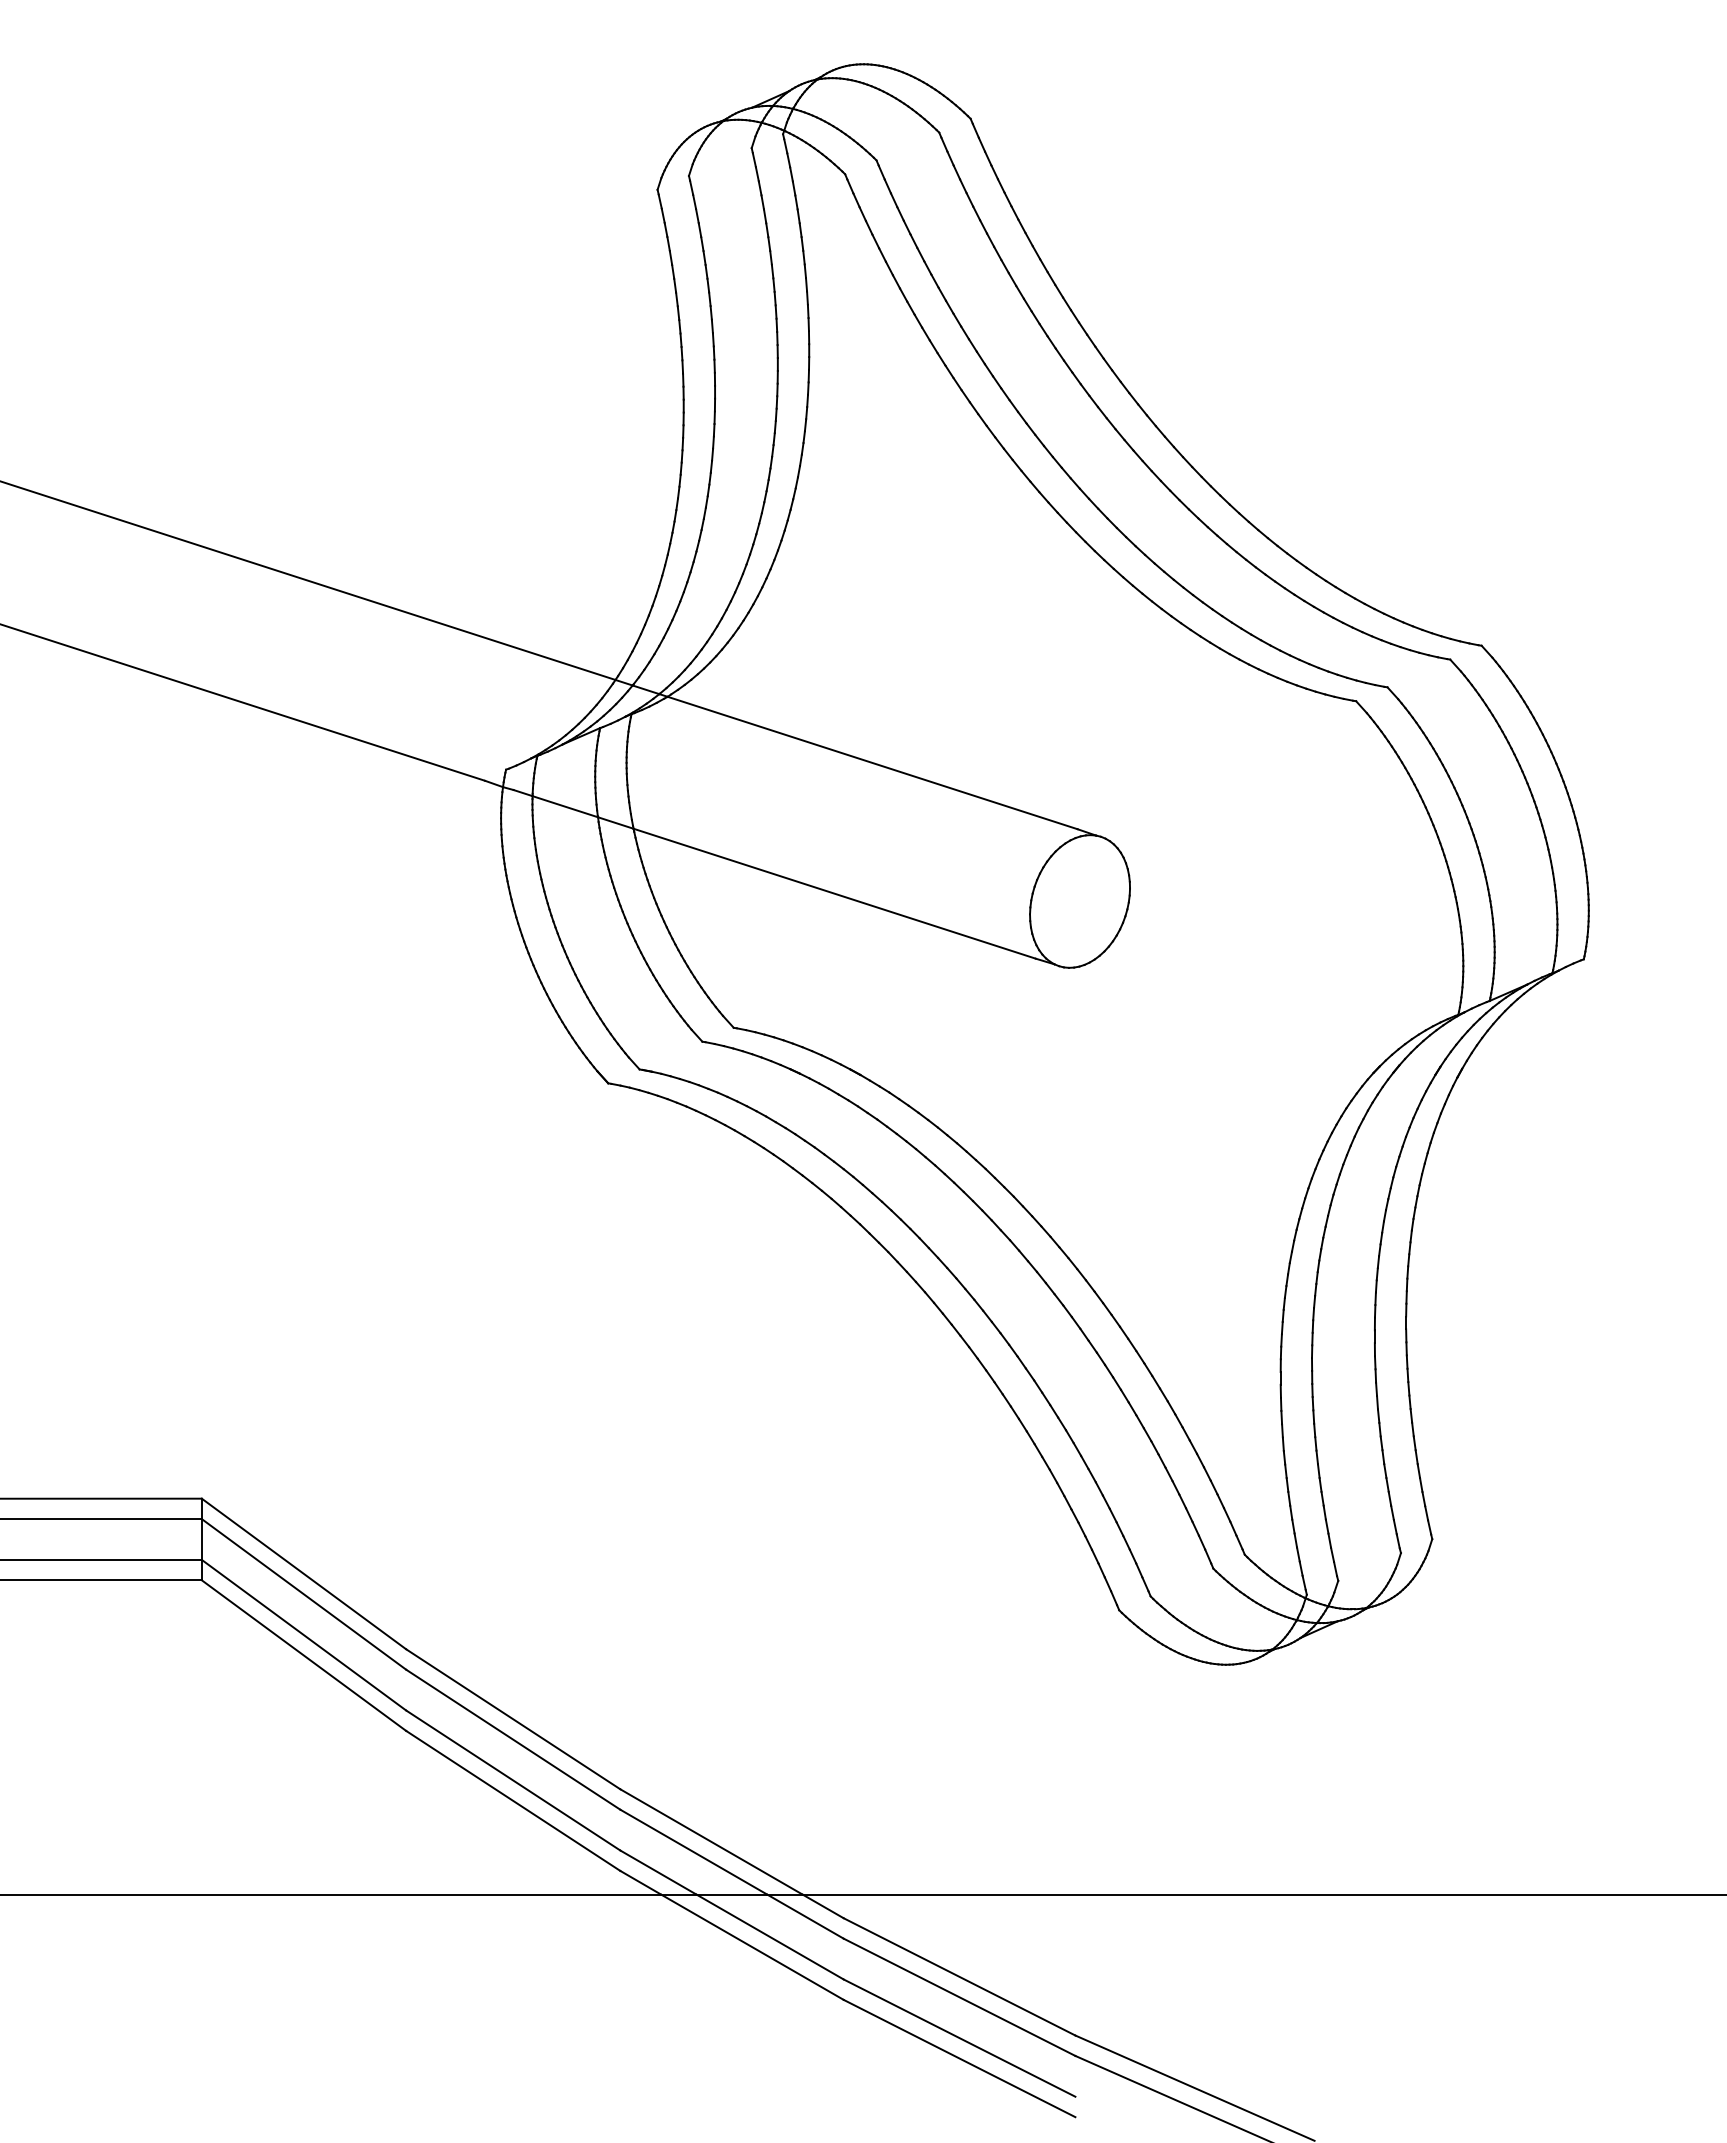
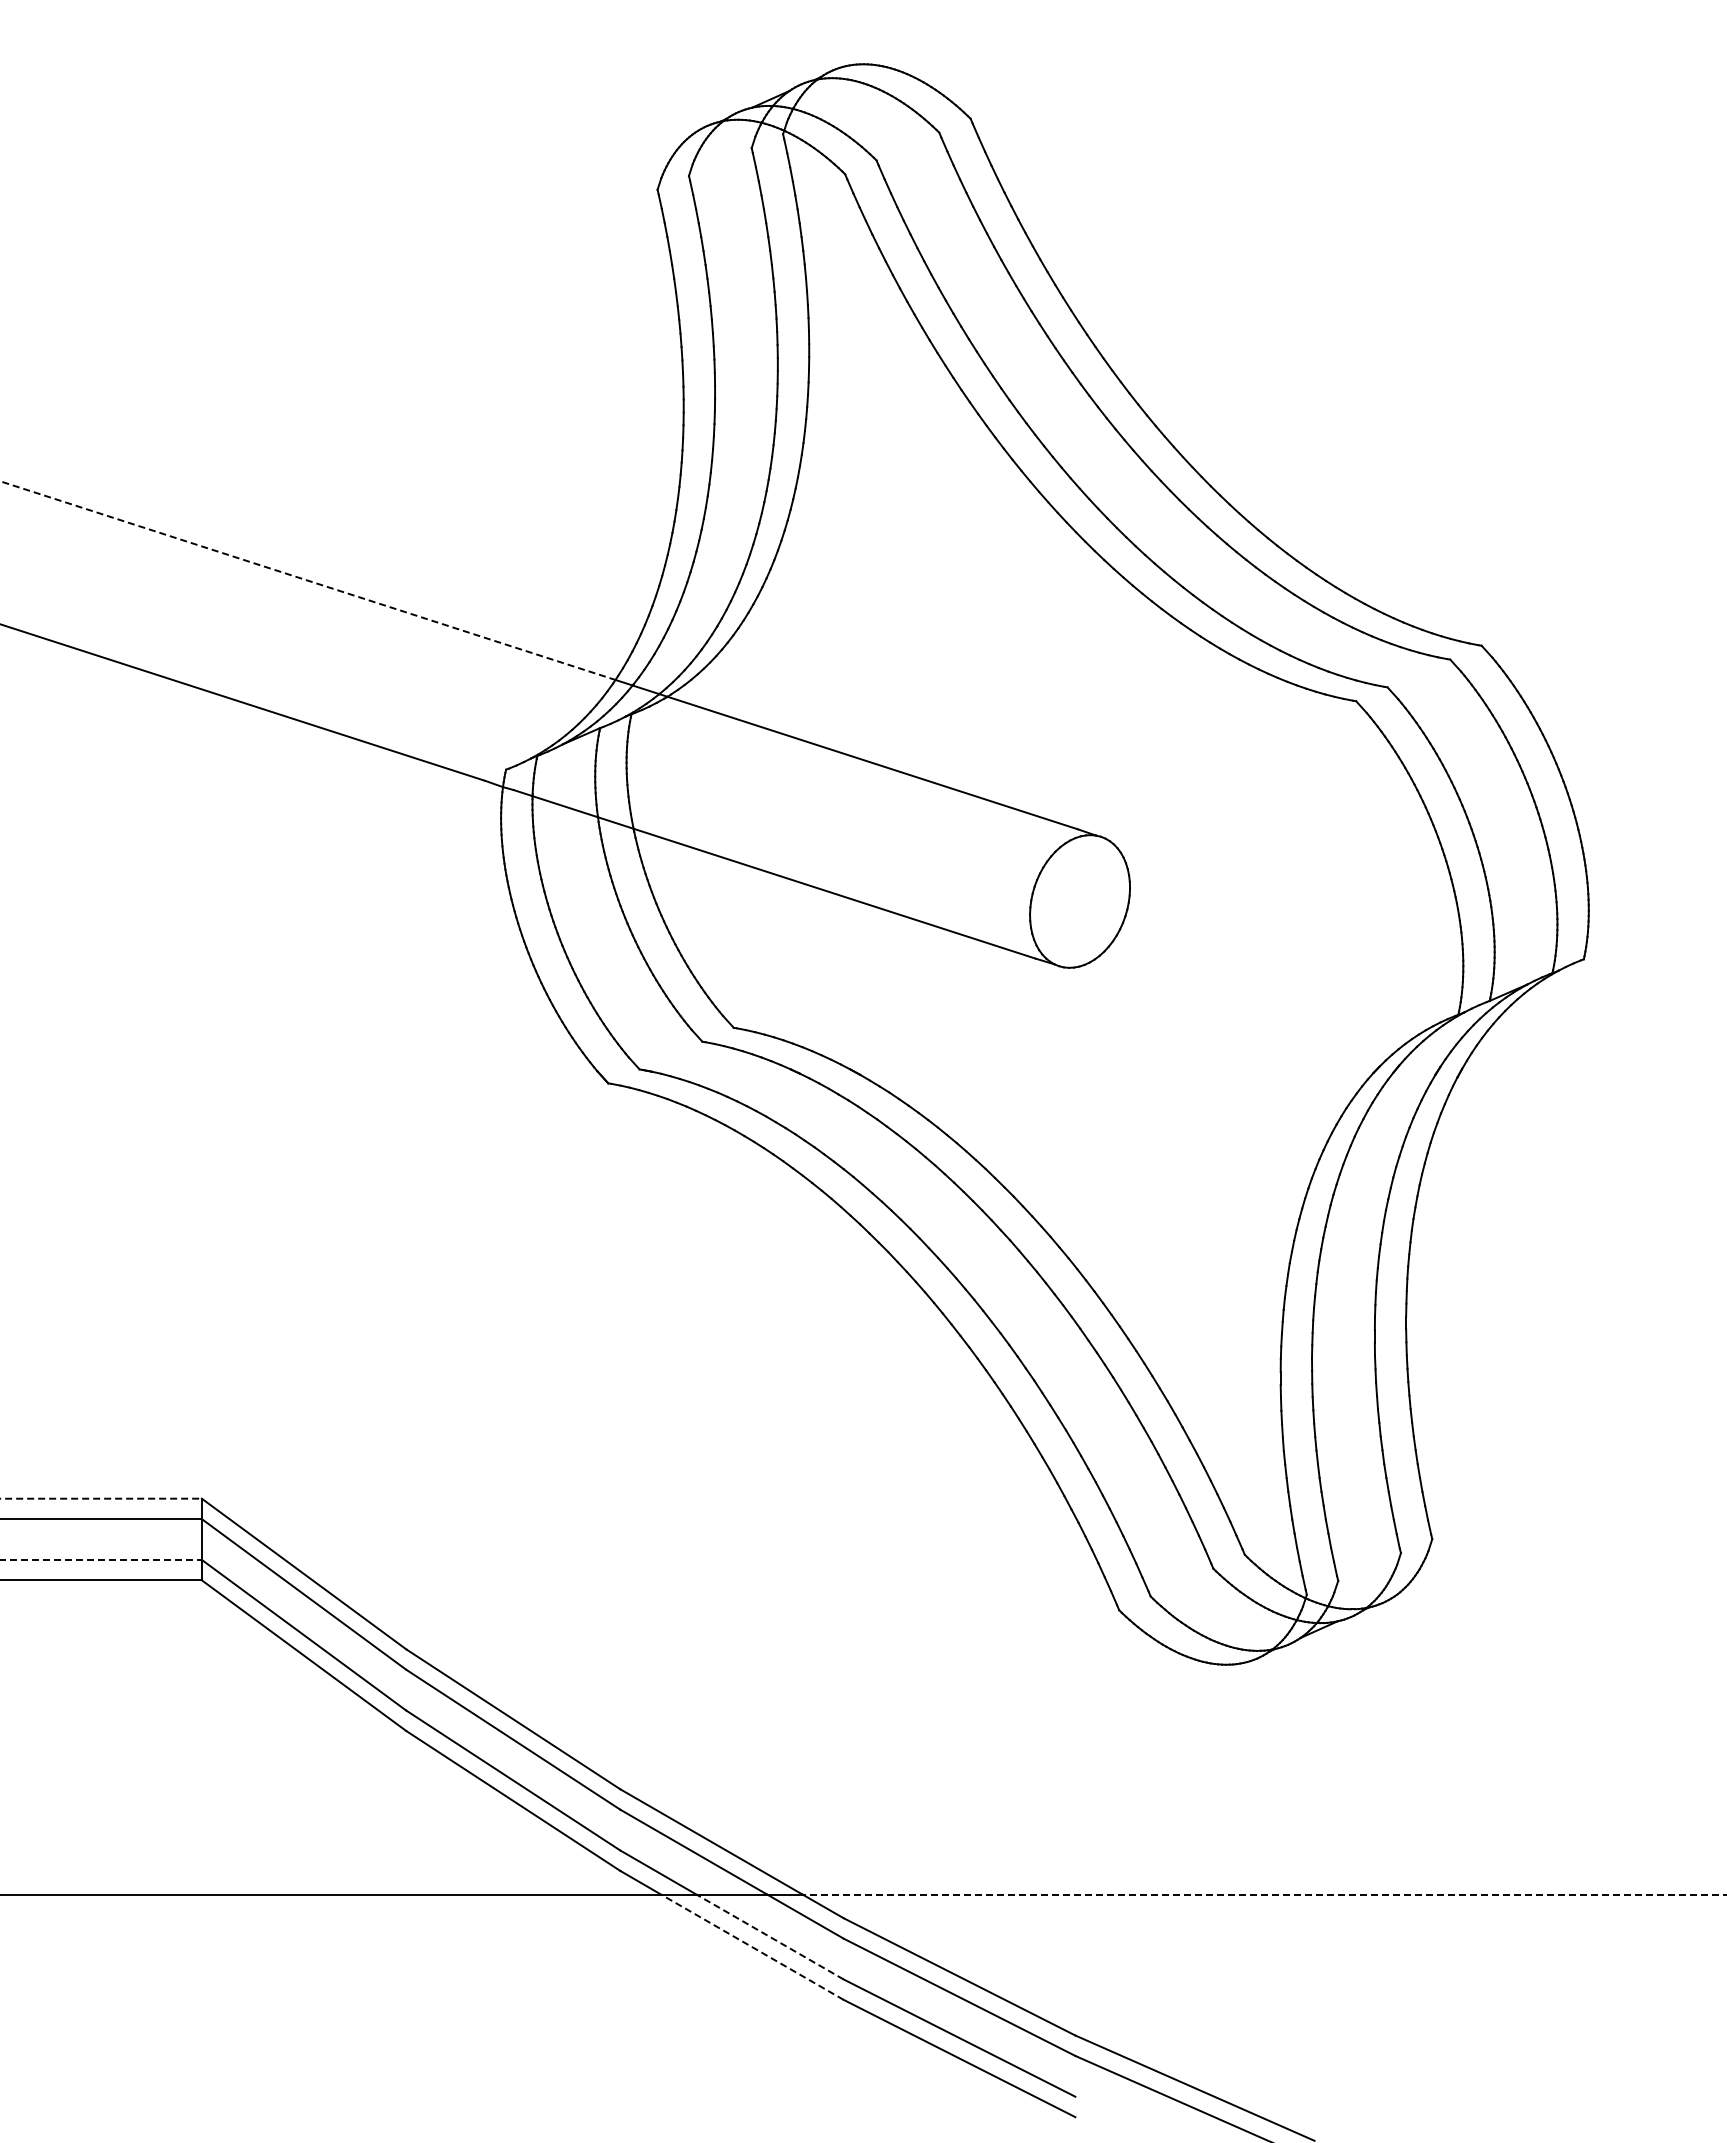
line: solid -> dashed (308, 580)
line: solid -> dashed (101, 1498)
line: solid -> dashed (100, 1559)
line: solid -> dashed (1264, 1894)
line: solid -> dashed (770, 1937)
line: solid -> dashed (751, 1946)
